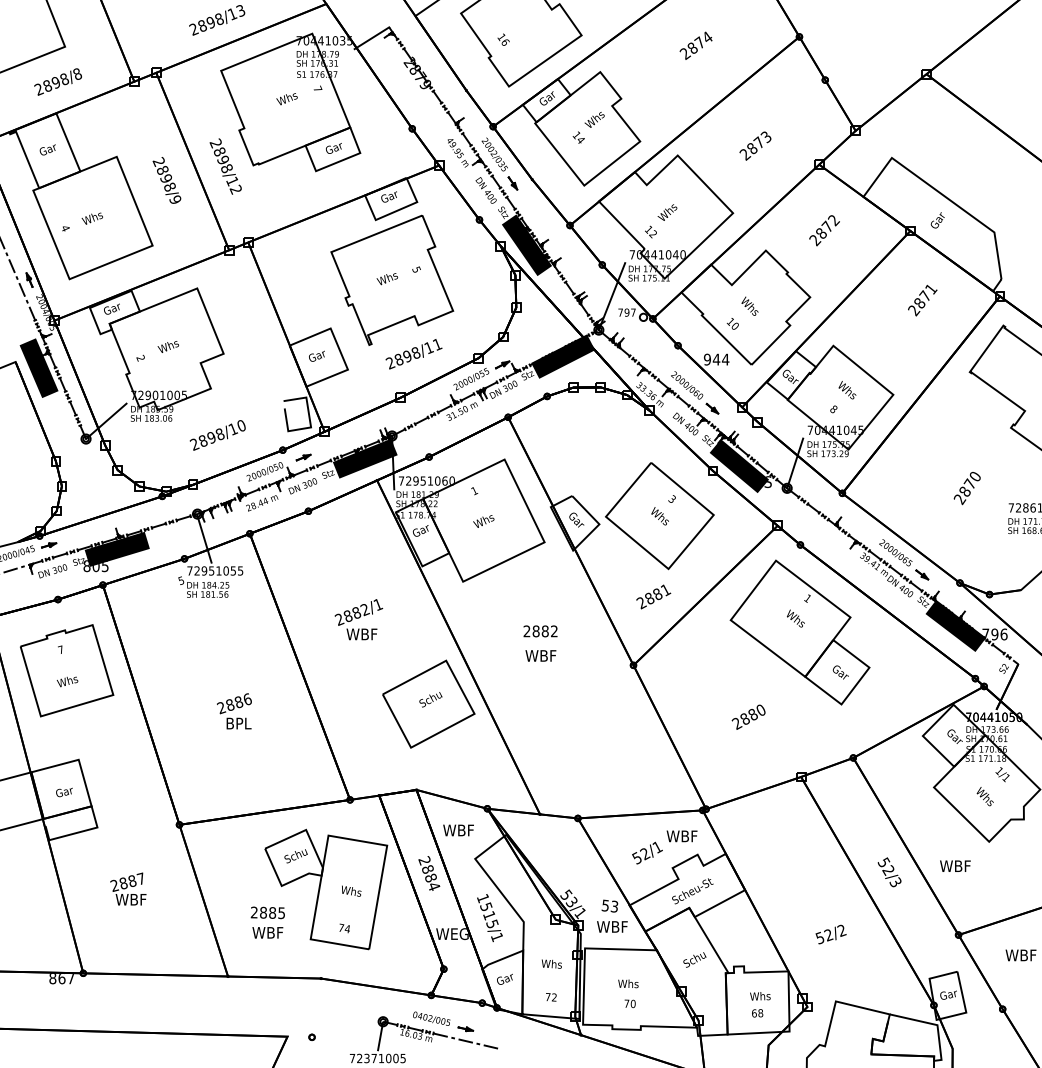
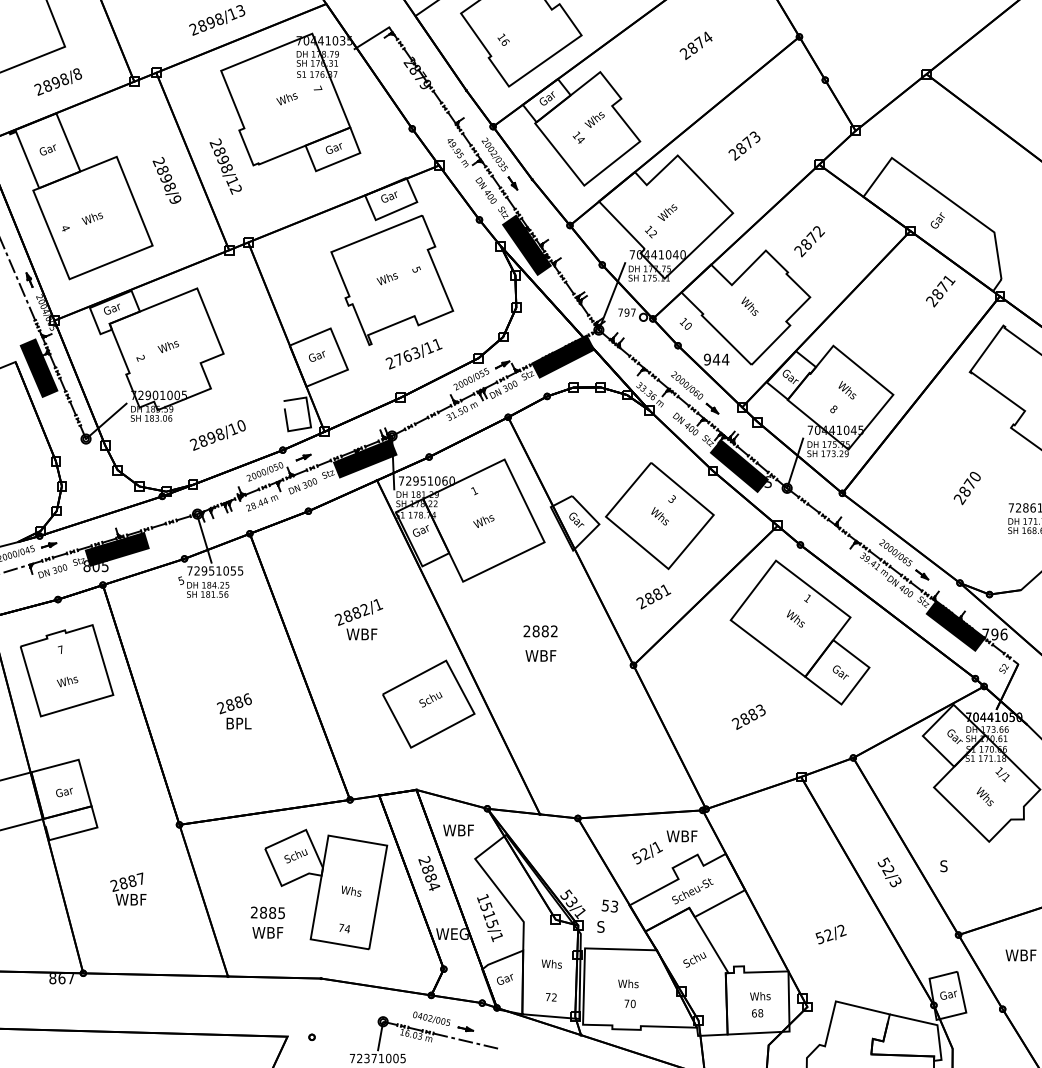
text position: (755, 145) -> (744, 145) (744, 145)
text position: (824, 230) -> (809, 241) (809, 241)
text position: (922, 300) -> (940, 291) (940, 291)
text position: (732, 323) -> (685, 323) (685, 323)
text: 2898/11 -> 2763/11 (407, 356)
text: 2880 -> 2883 (760, 710)
text: WBF -> S (955, 866)
text: WBF -> S (612, 926)
